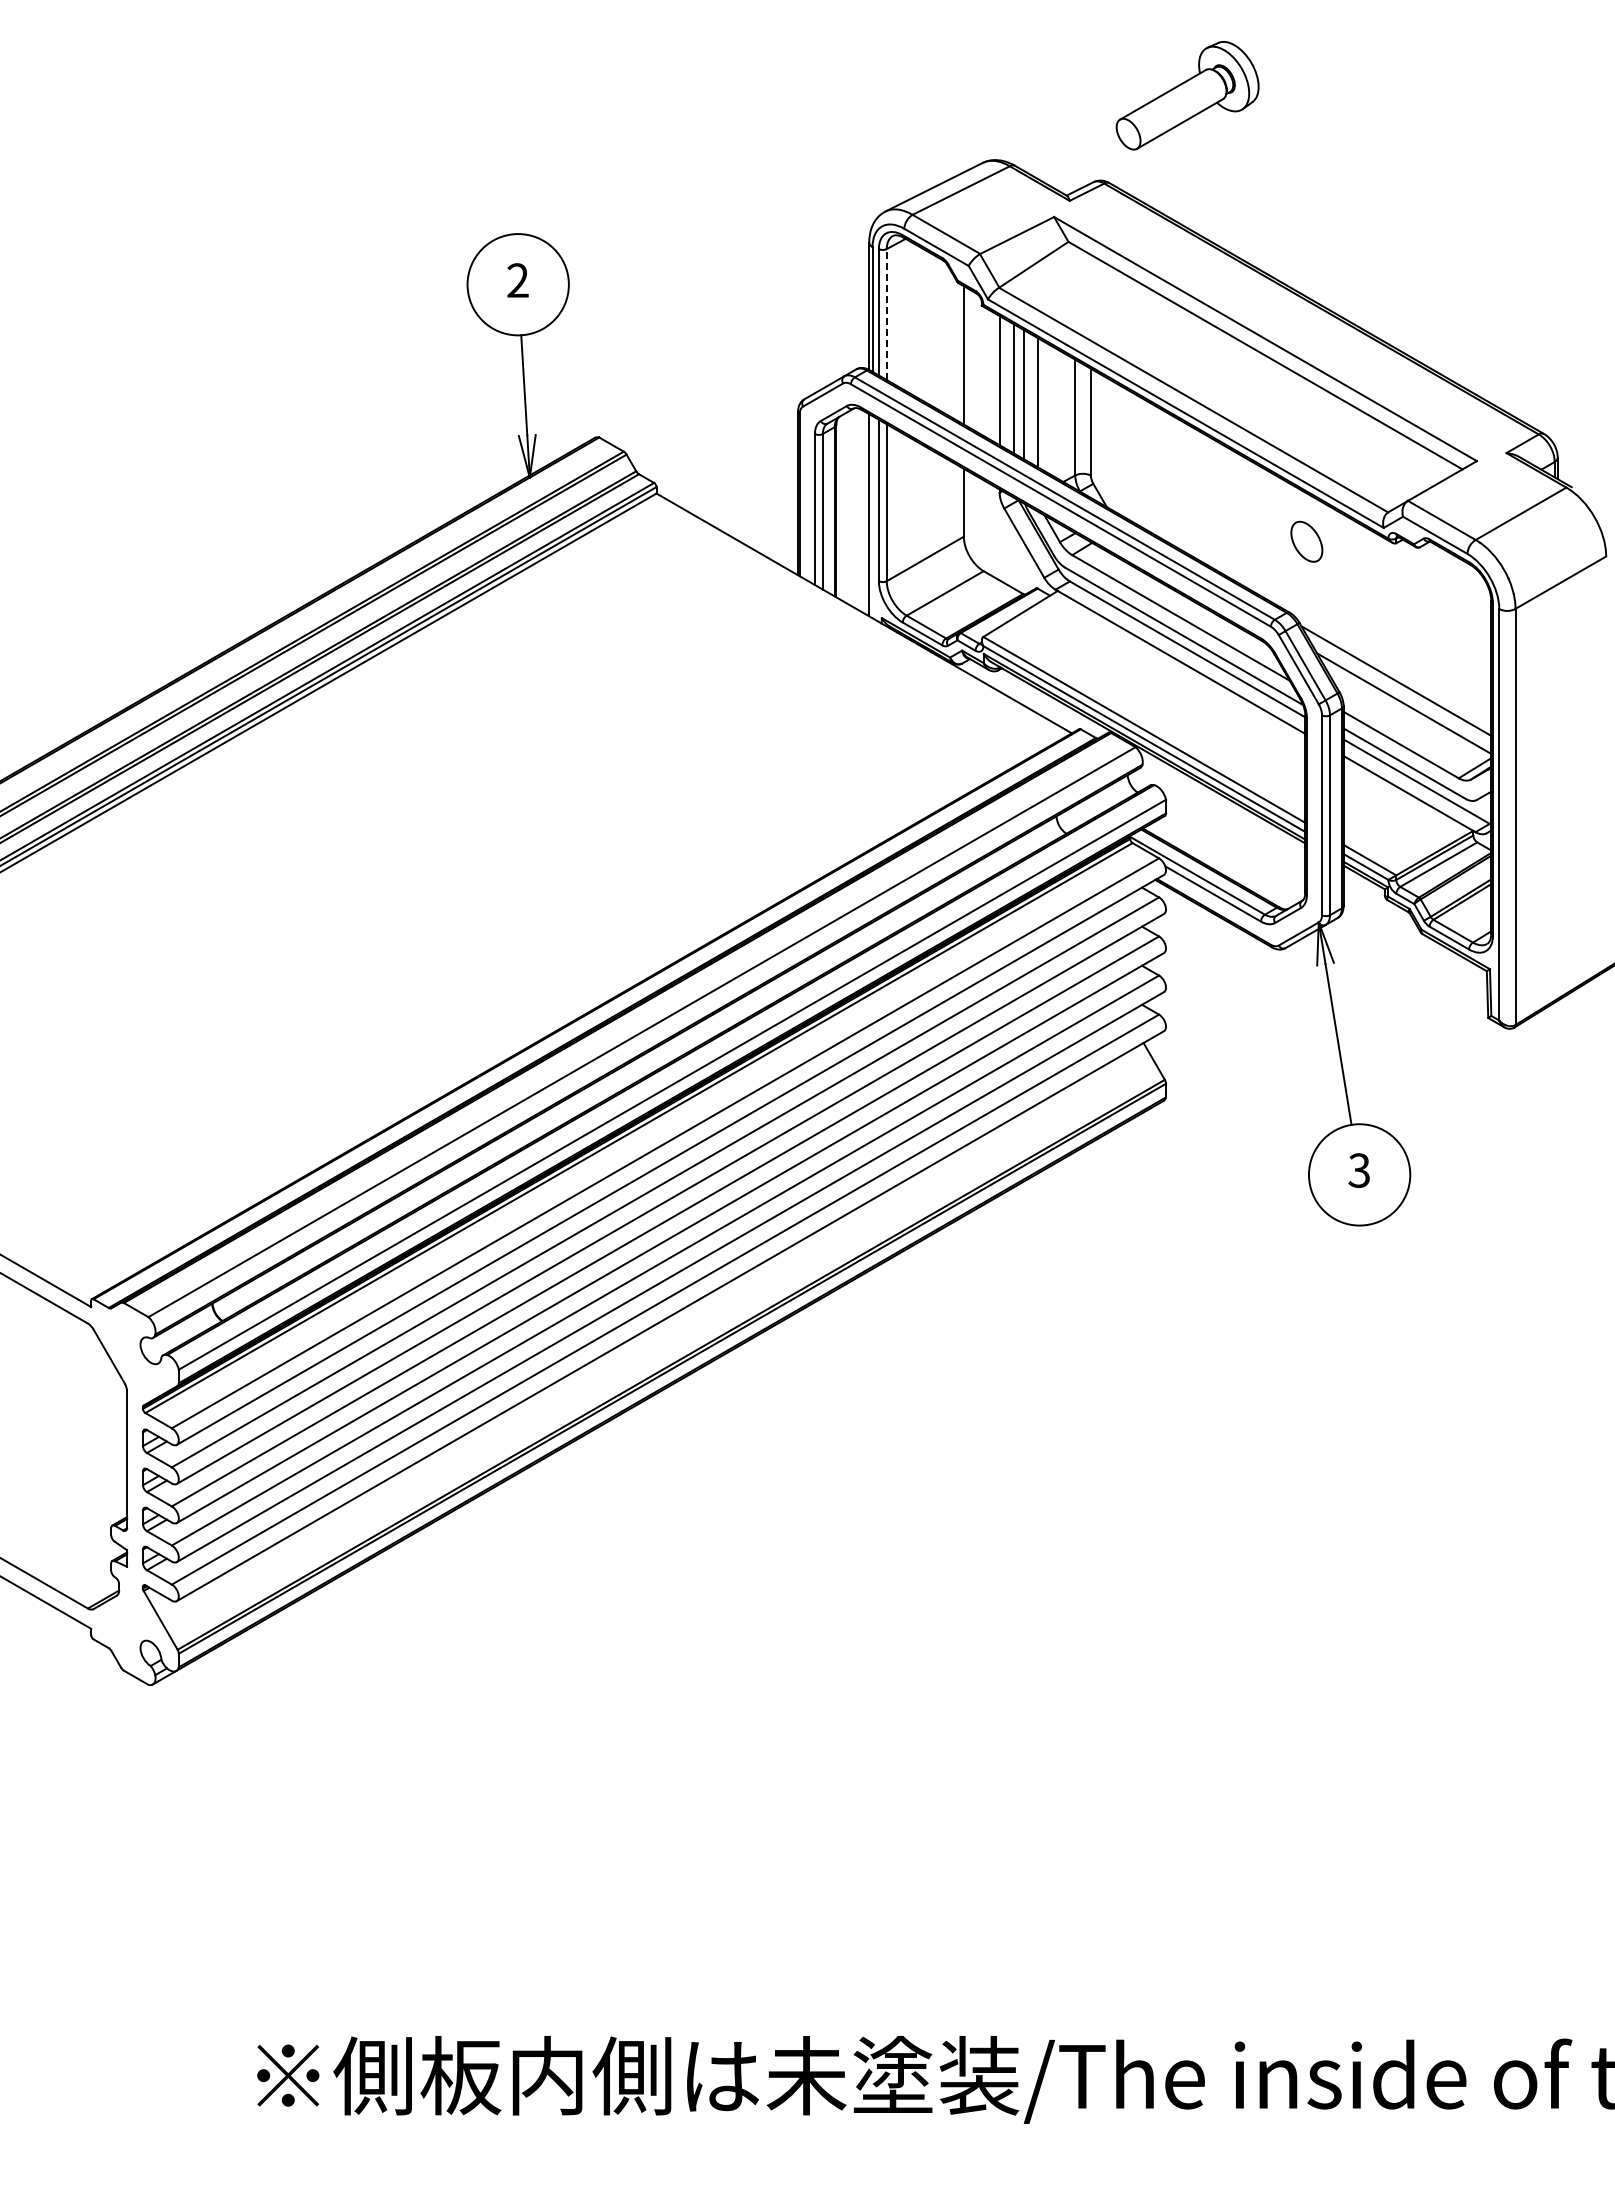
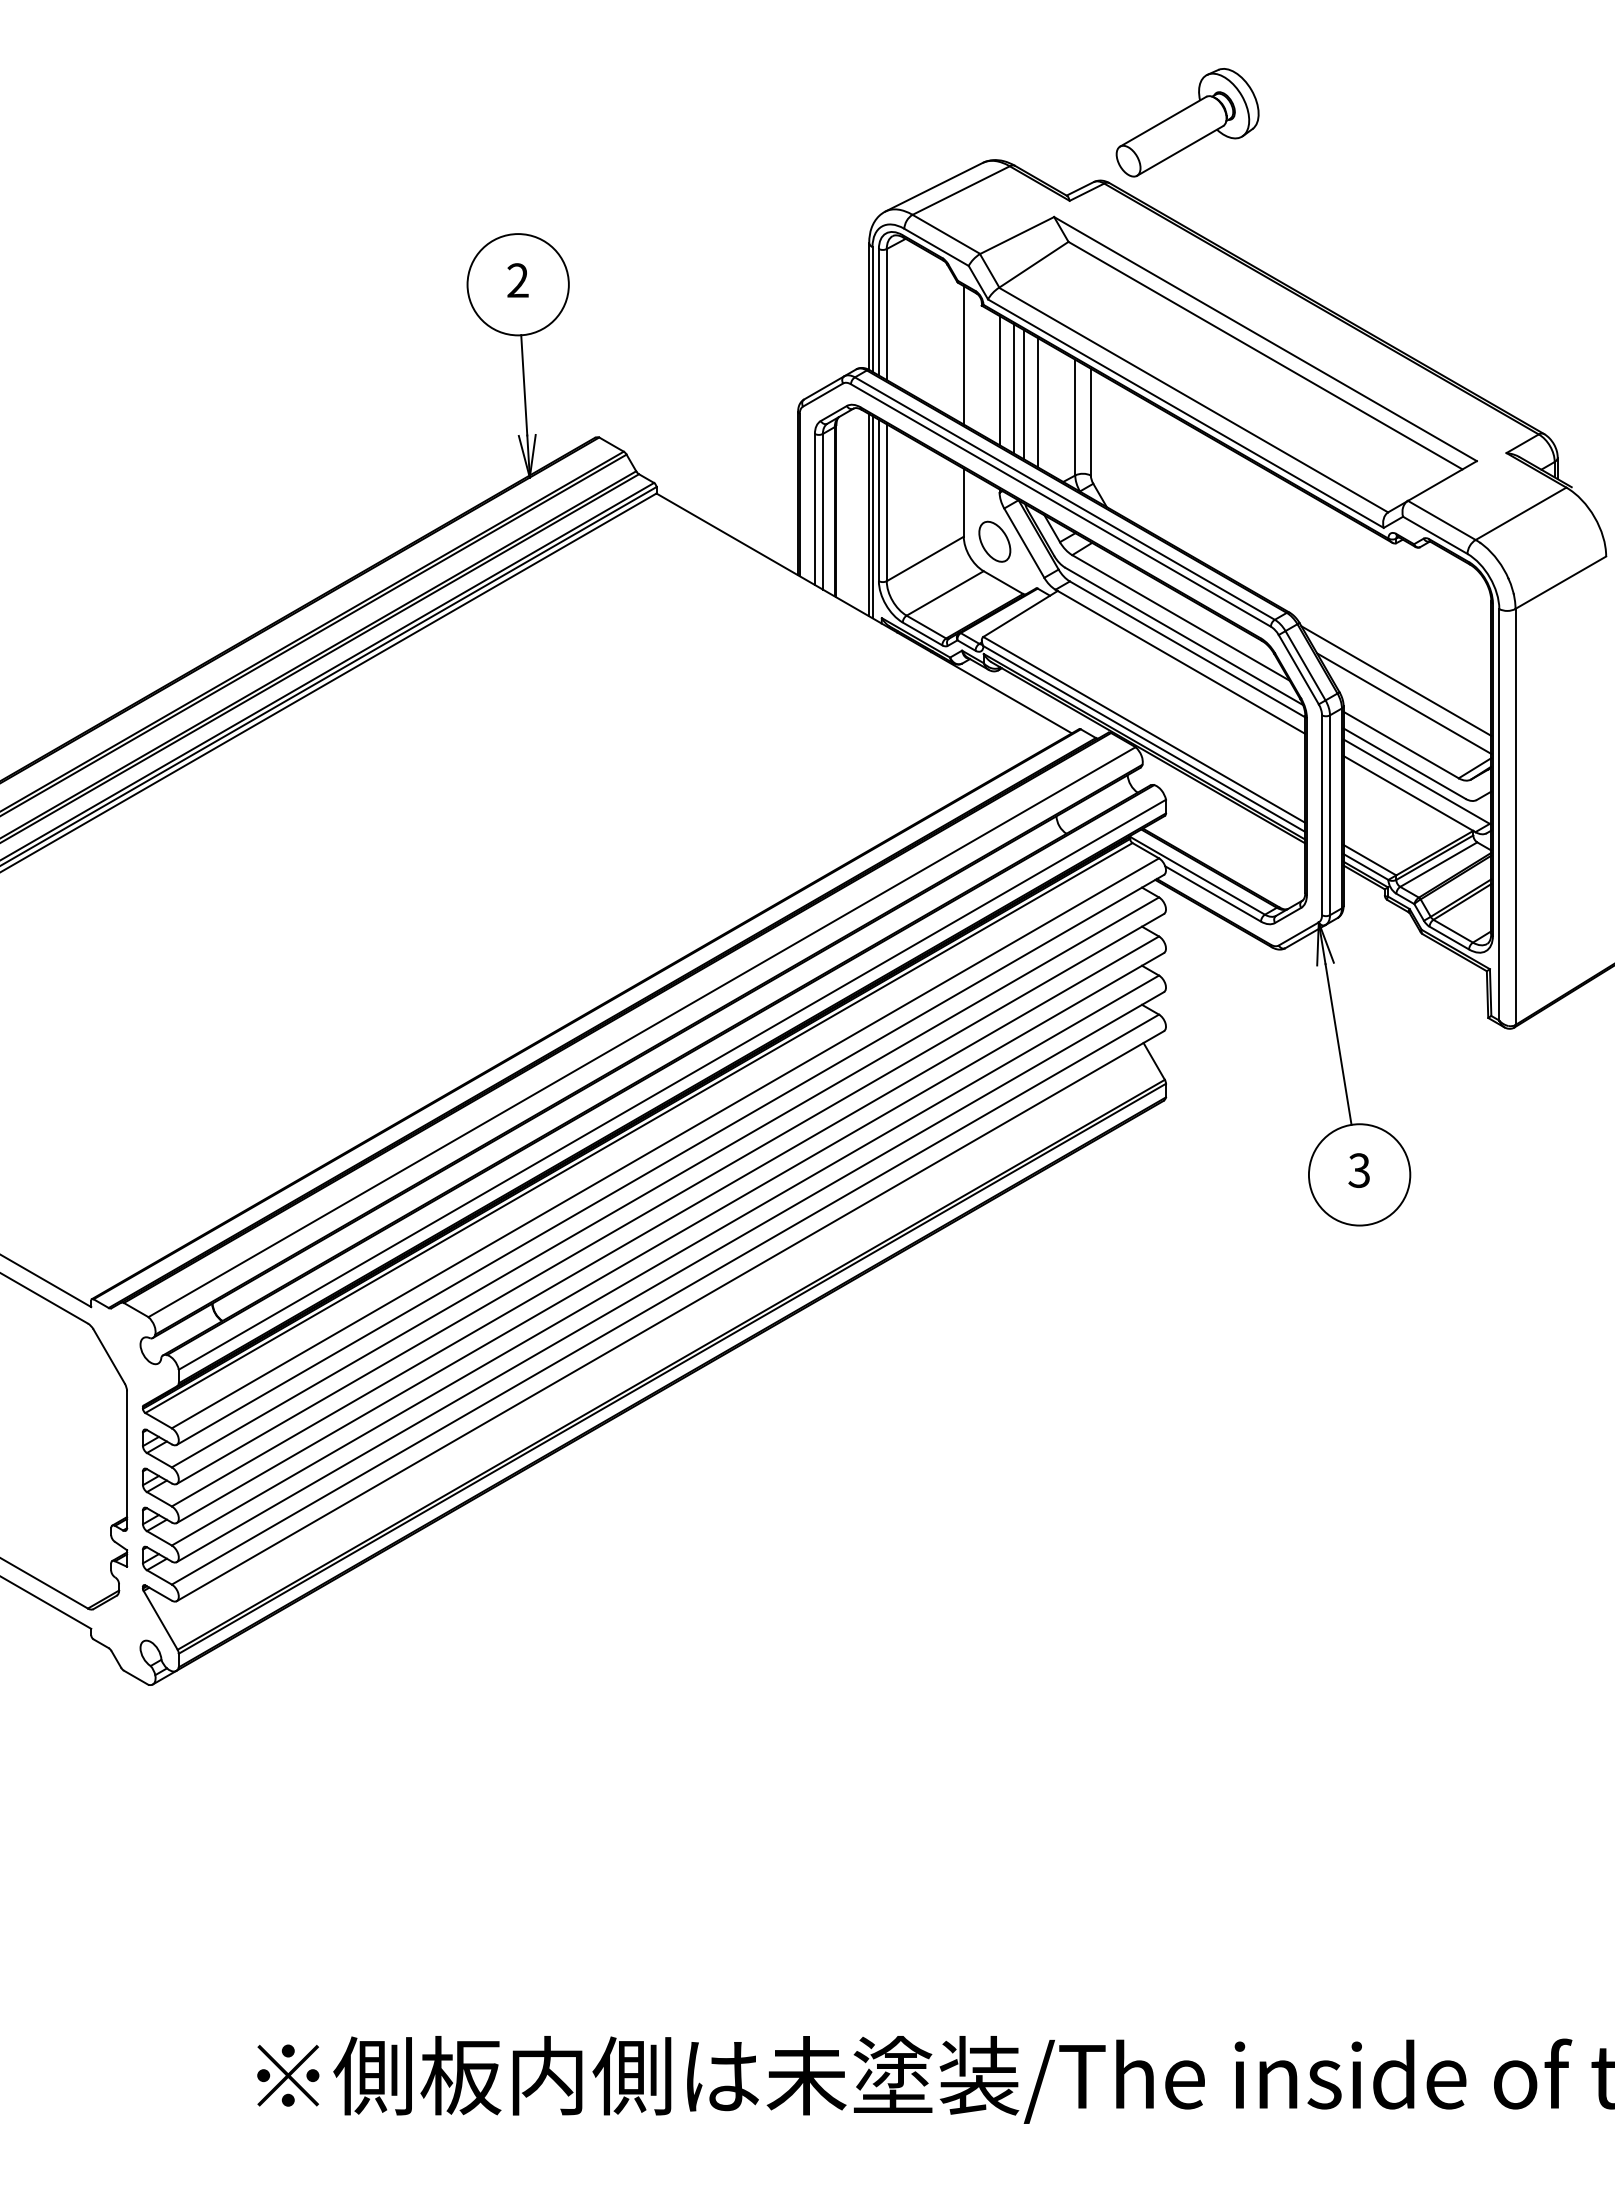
part position: (1187, 95) -> (1187, 122) (1187, 122)
line: dashed -> solid (886, 314)
line: none -> present (872, 517)
part position: (1306, 541) -> (994, 541) (994, 541)
